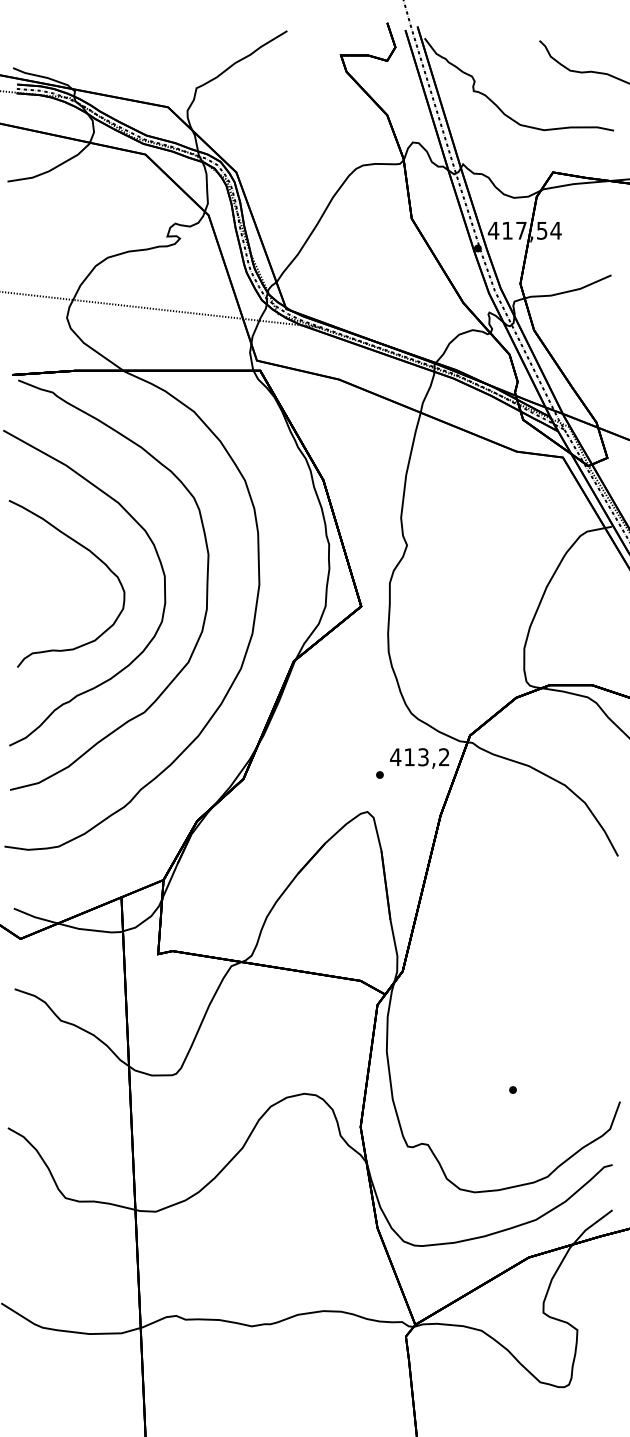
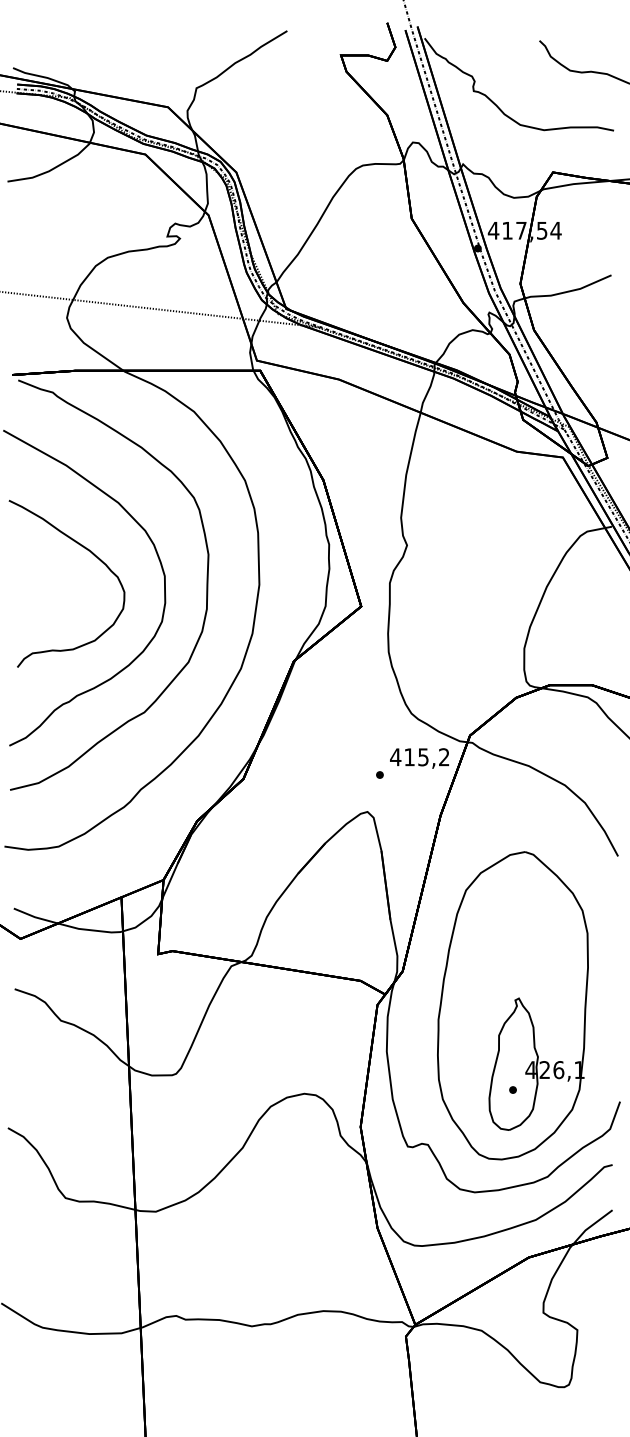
text: 413,2 -> 415,2 (423, 756)
part: none -> present (512, 1005)
